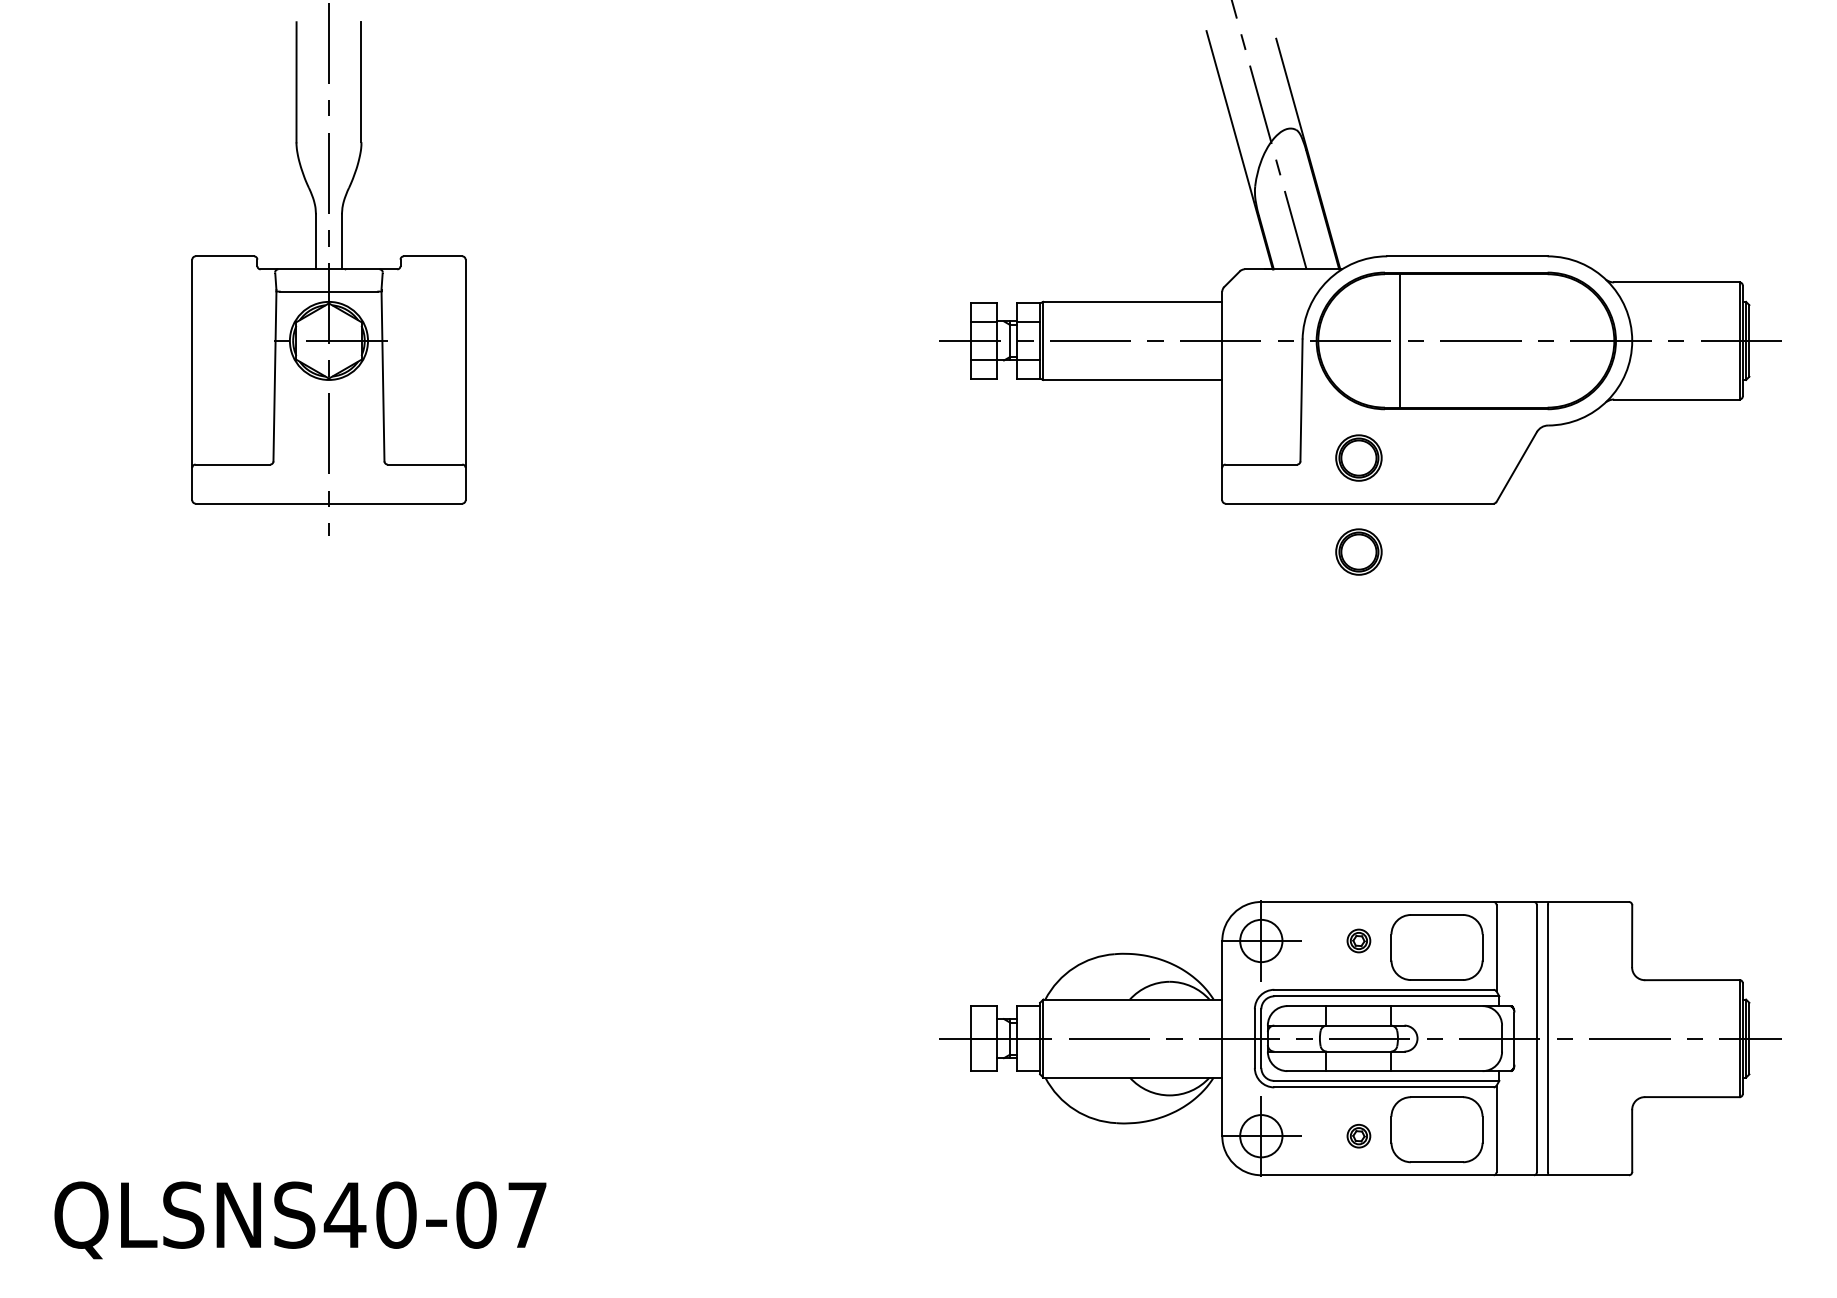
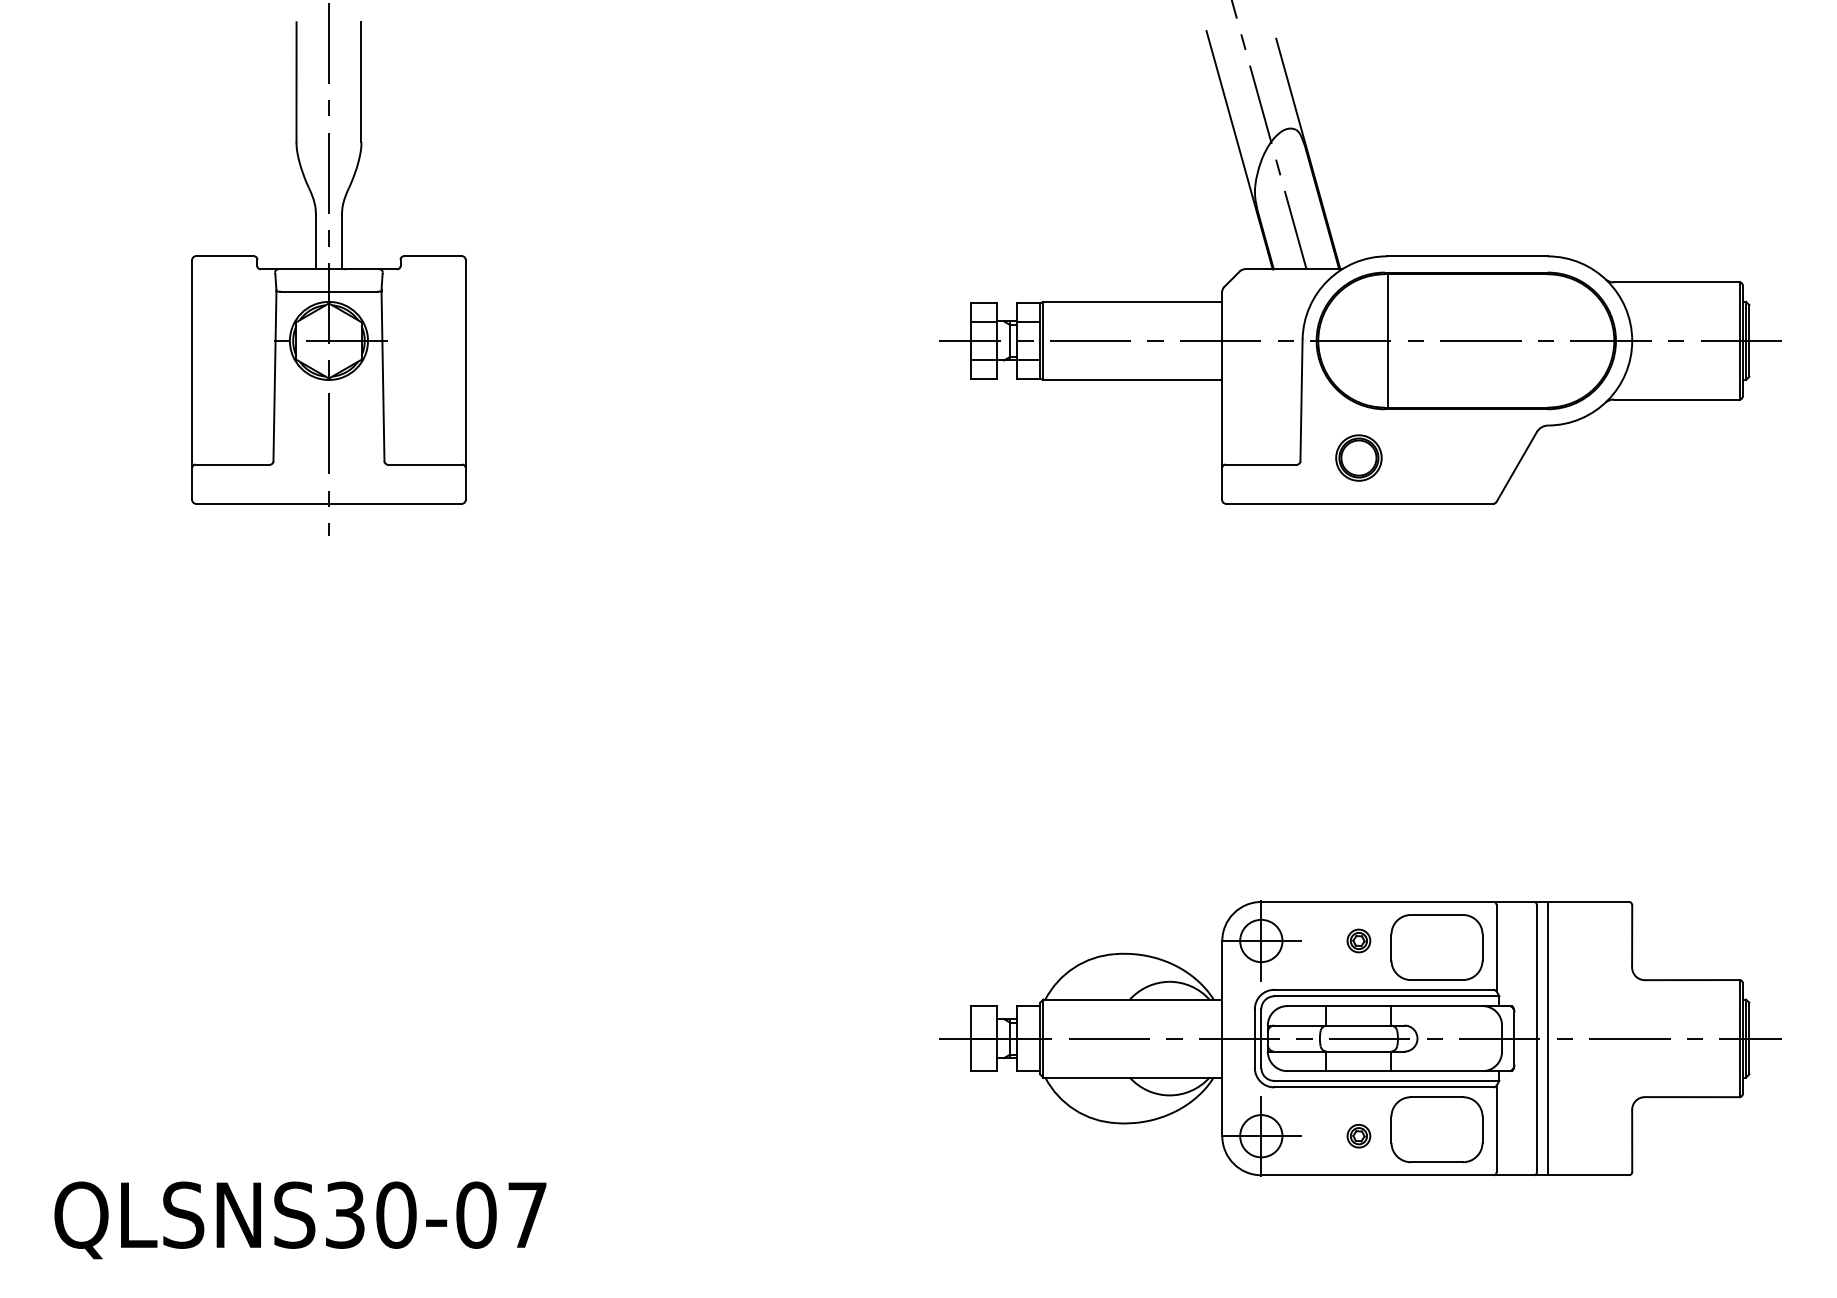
line position: (1400, 340) -> (1388, 340) (1388, 340)
part: present -> none (1358, 551)
text: QLSNS40-07 -> QLSNS30-07 (344, 1214)
